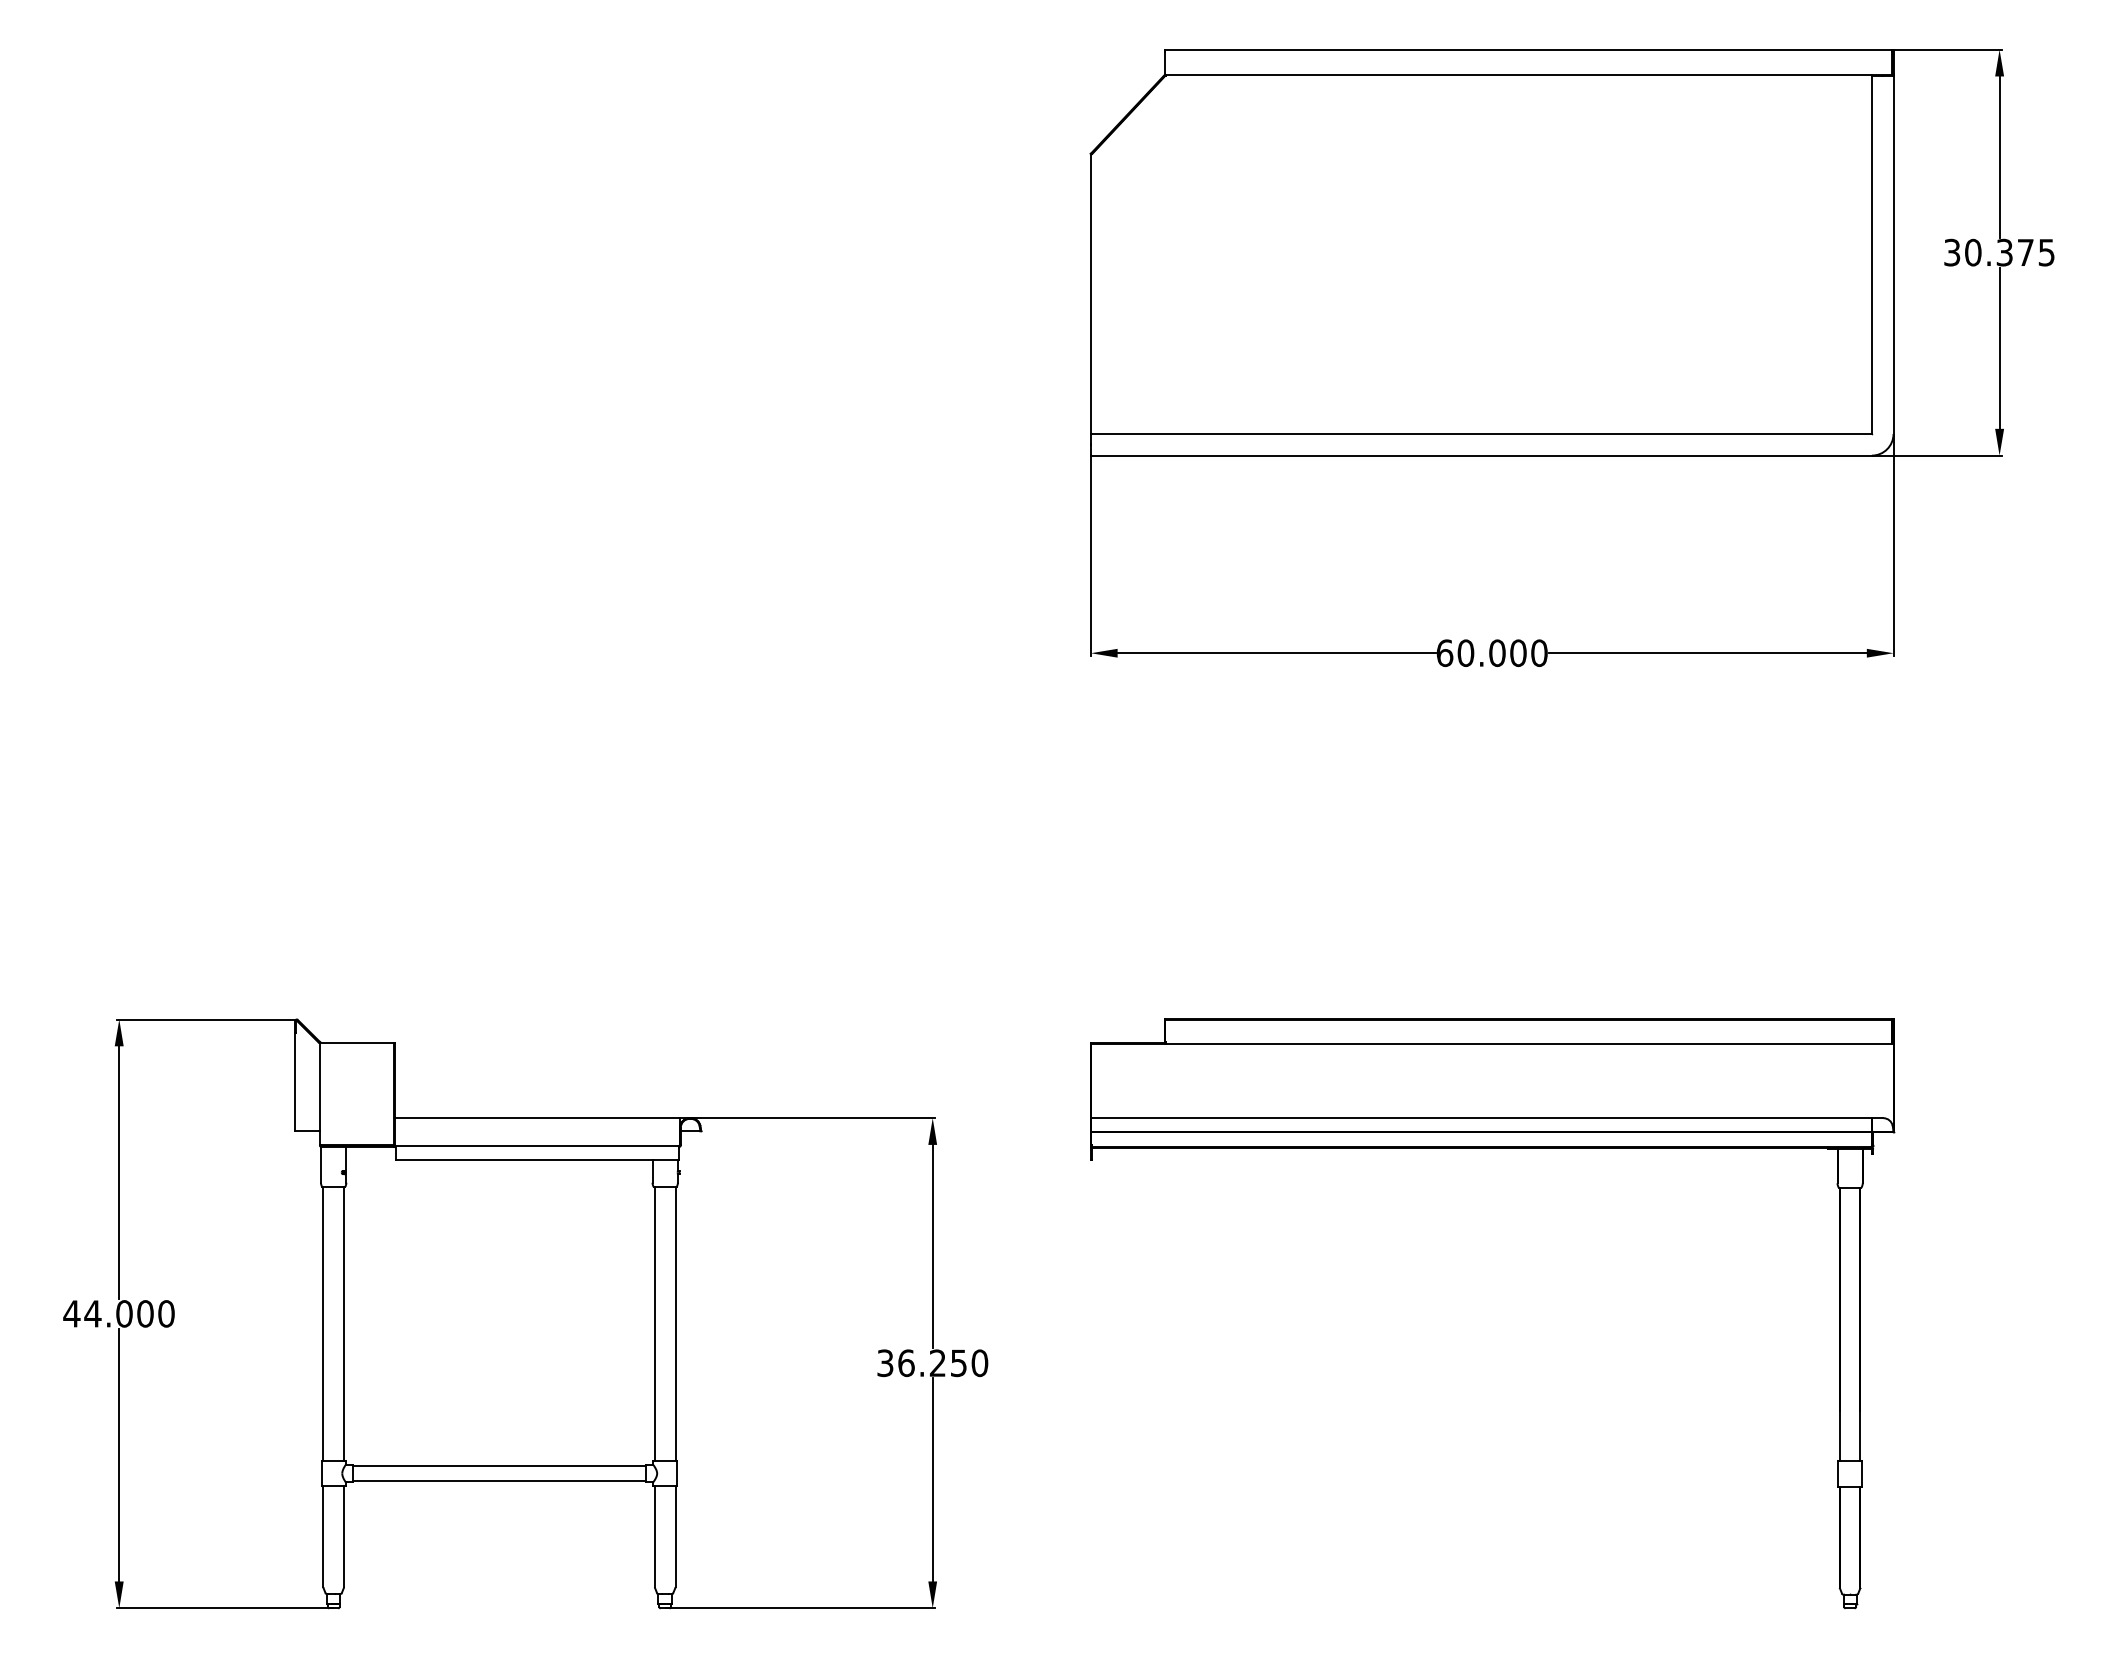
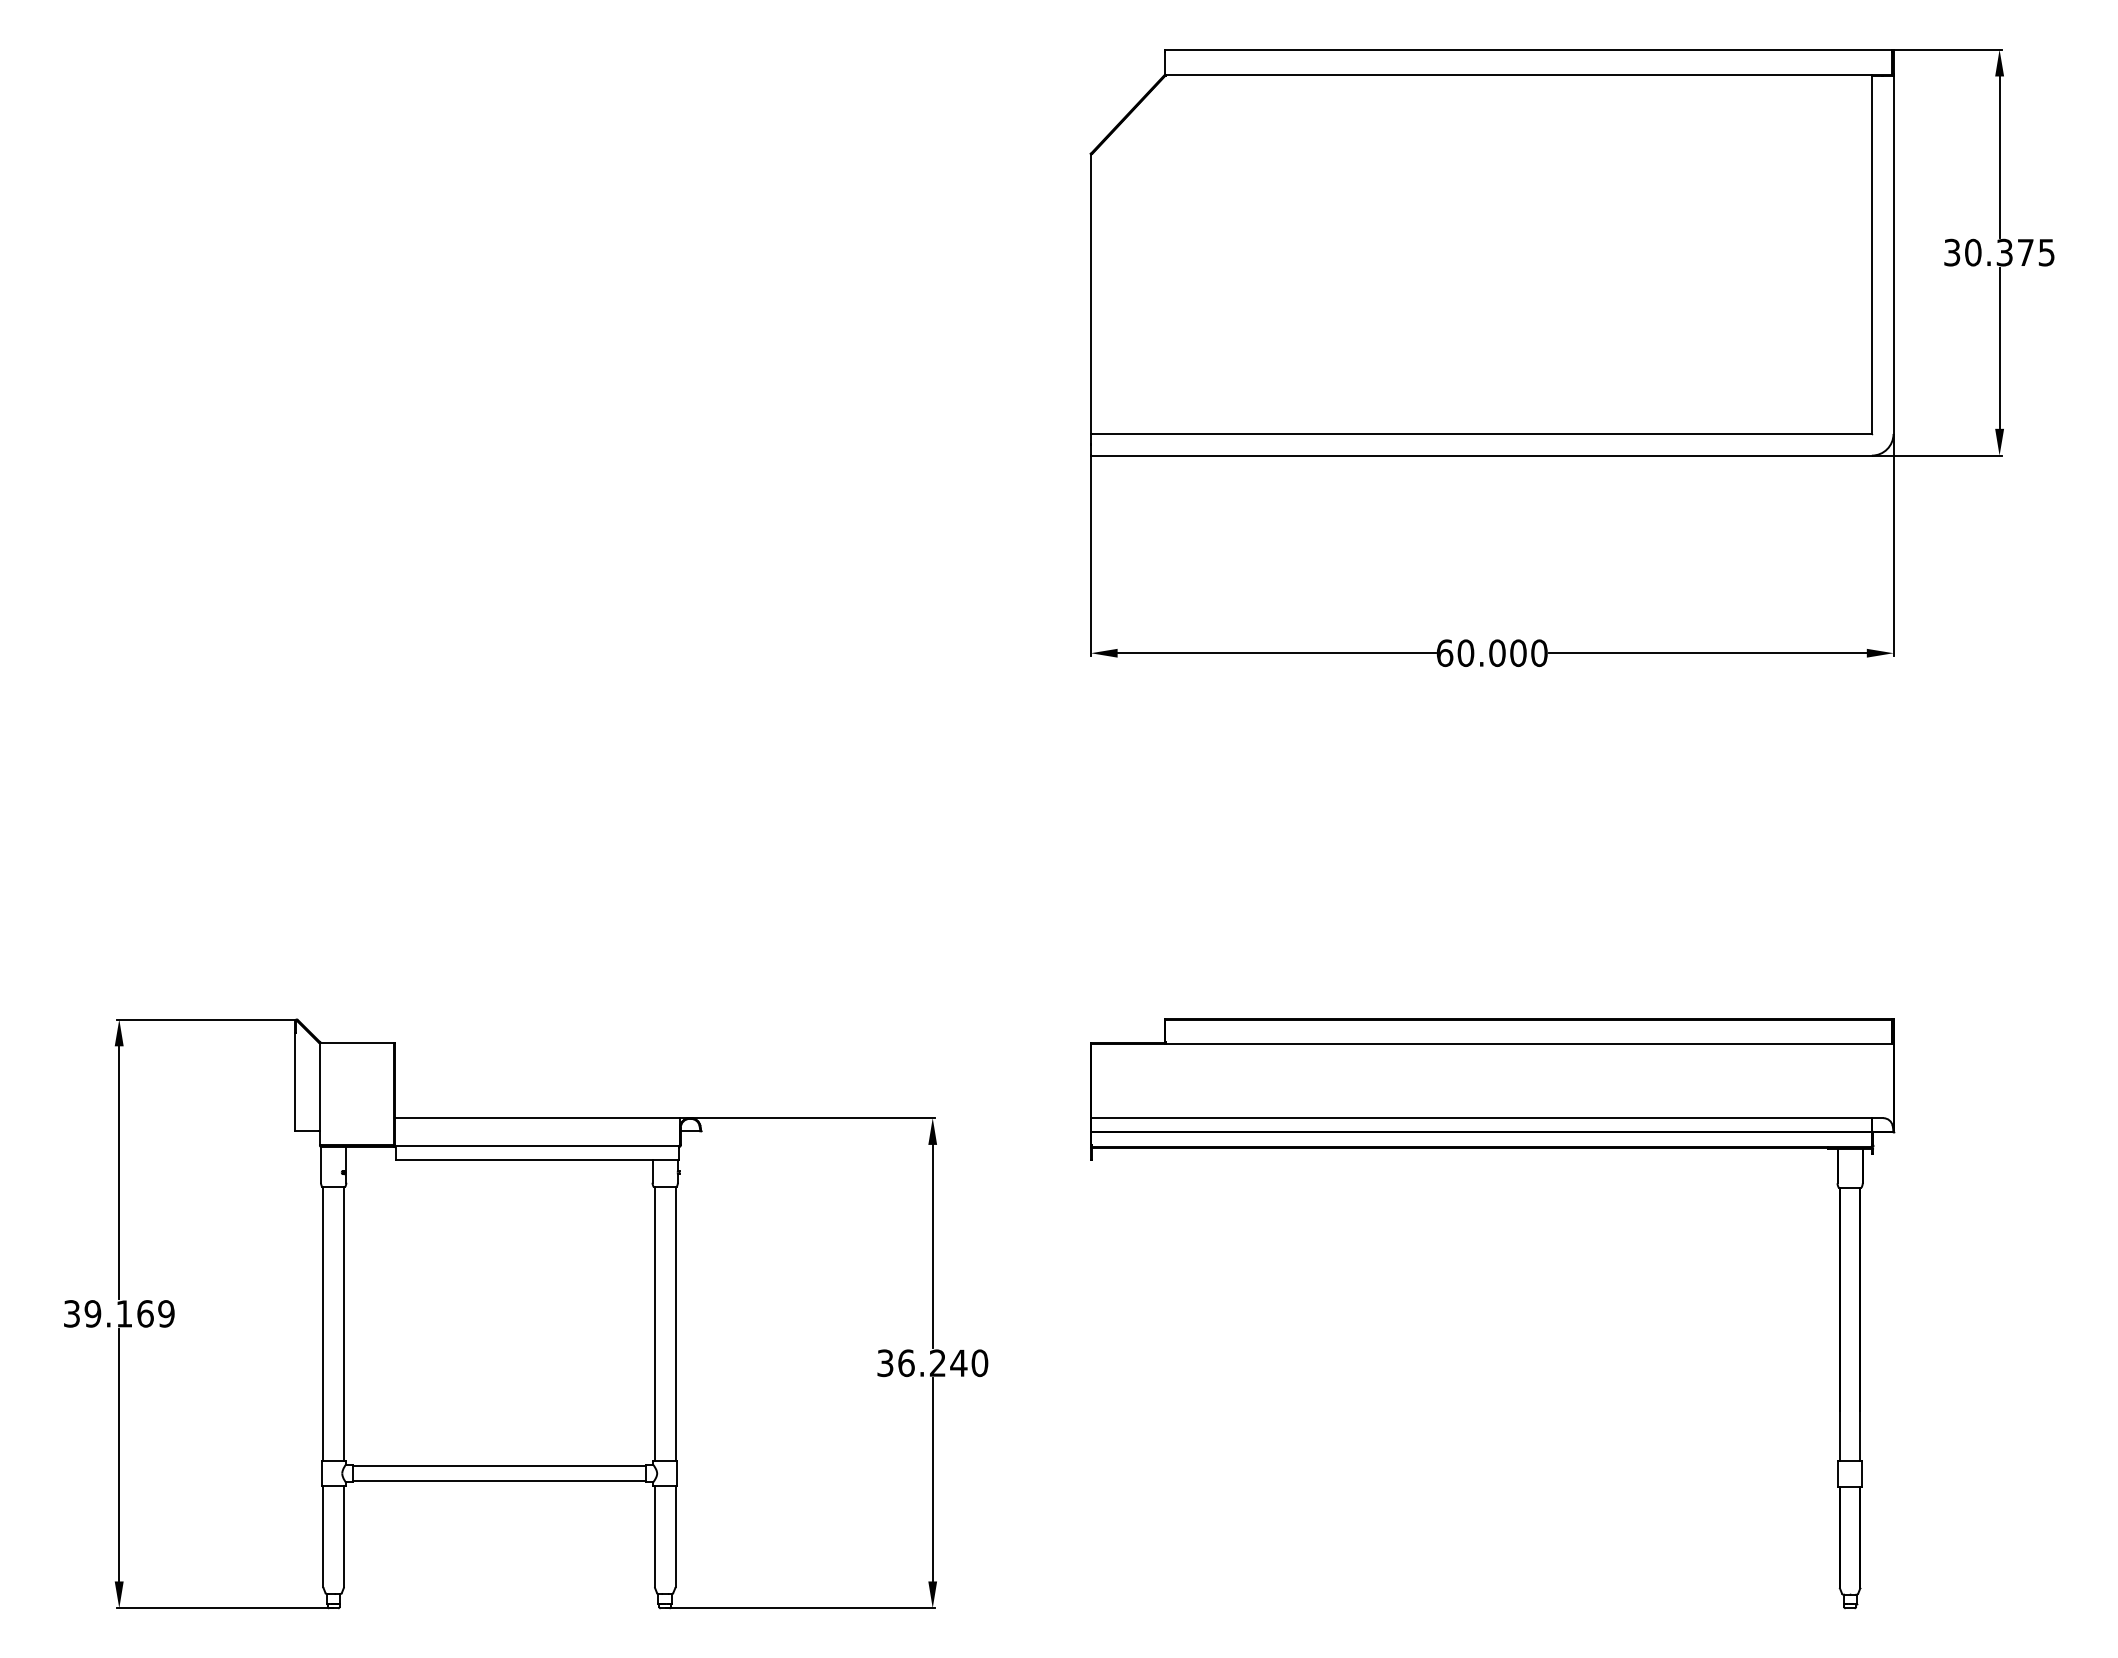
text: 44.000 -> 39.169 (118, 1313)
text: 36.250 -> 36.240 (958, 1363)
